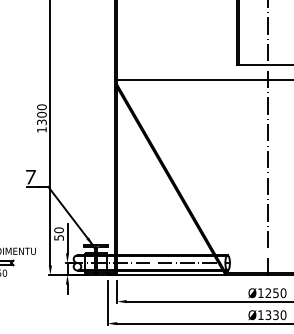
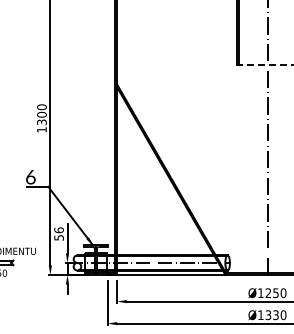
line: solid -> dashed (265, 64)
line: present -> none (203, 79)
text: 7 -> 6 (30, 177)
text: 50 -> 56 (58, 229)
